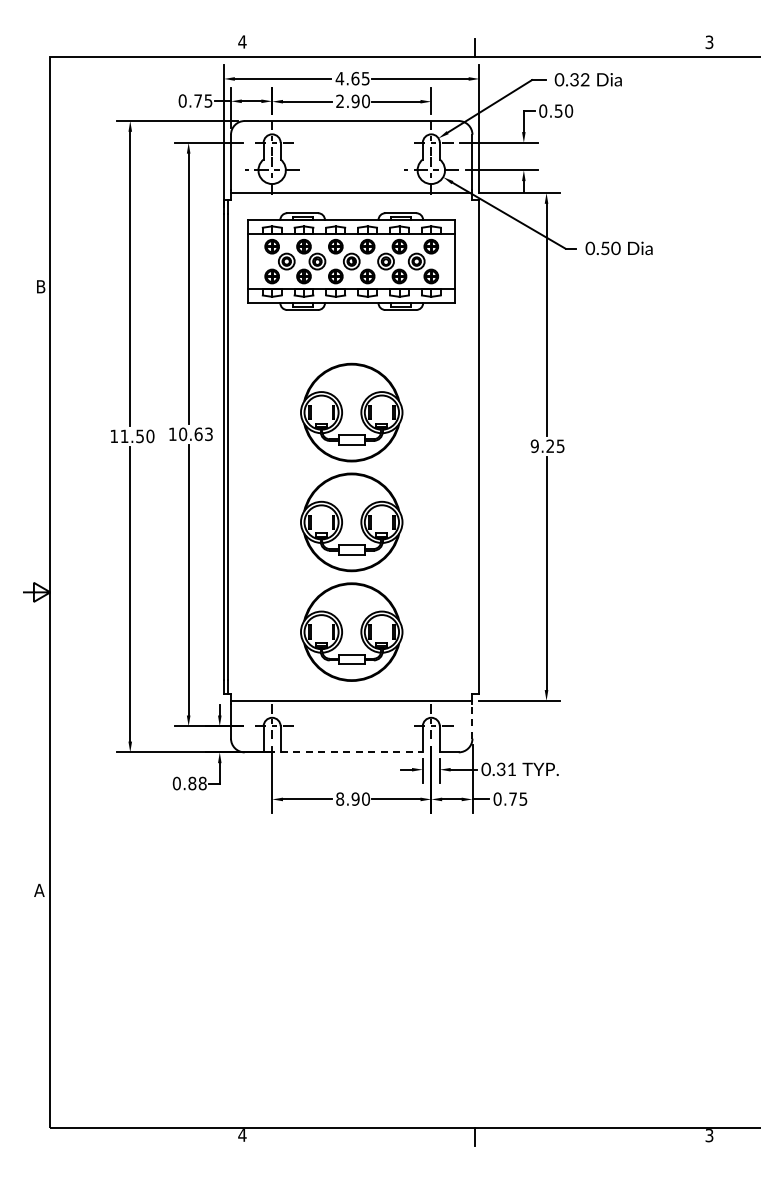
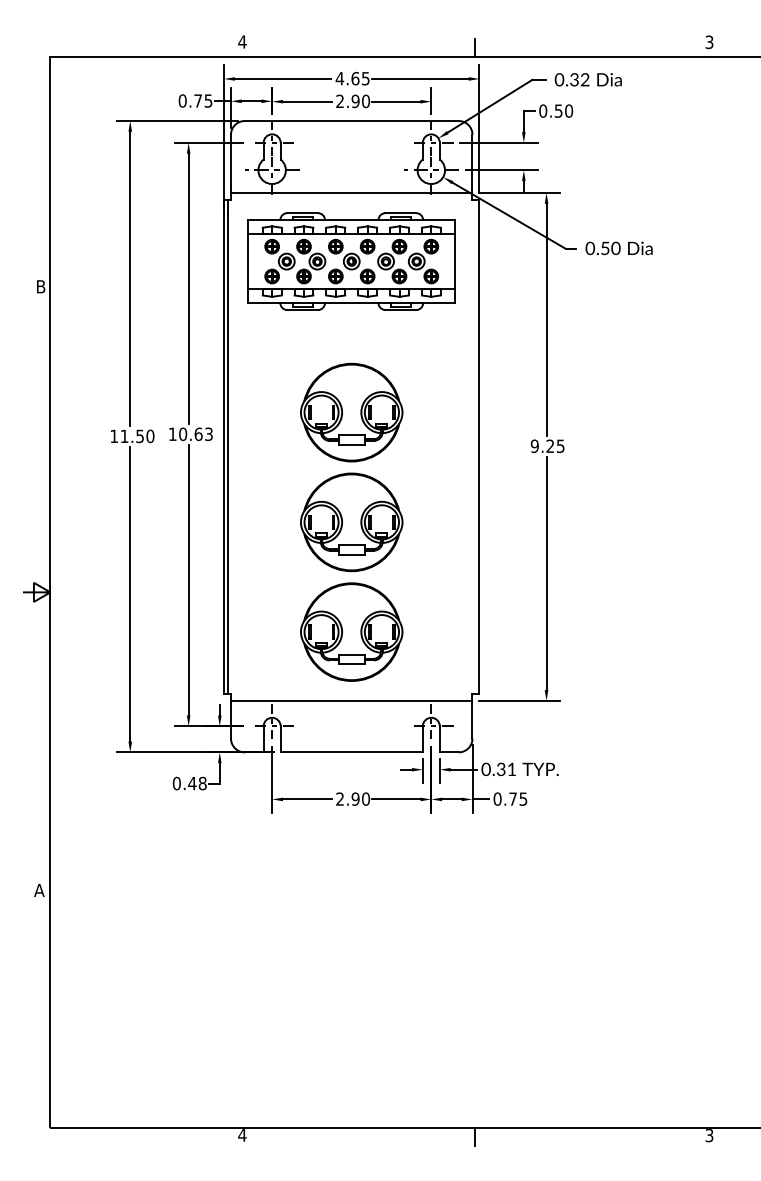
line: dashed -> solid (472, 721)
line: dashed -> solid (352, 752)
text: 0.88 -> 0.48 (192, 783)
text: 8.90 -> 2.90 (340, 798)
